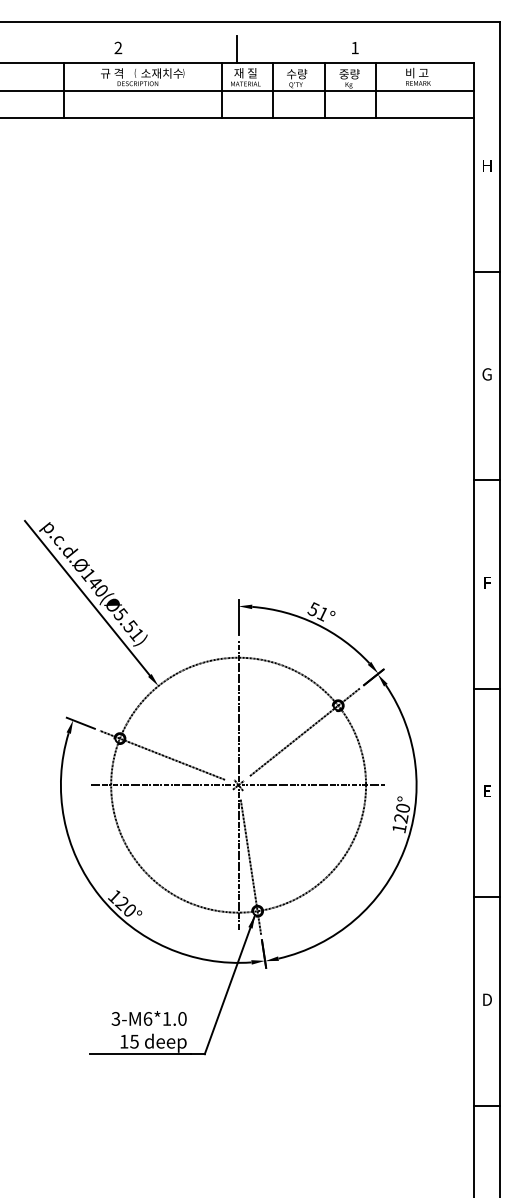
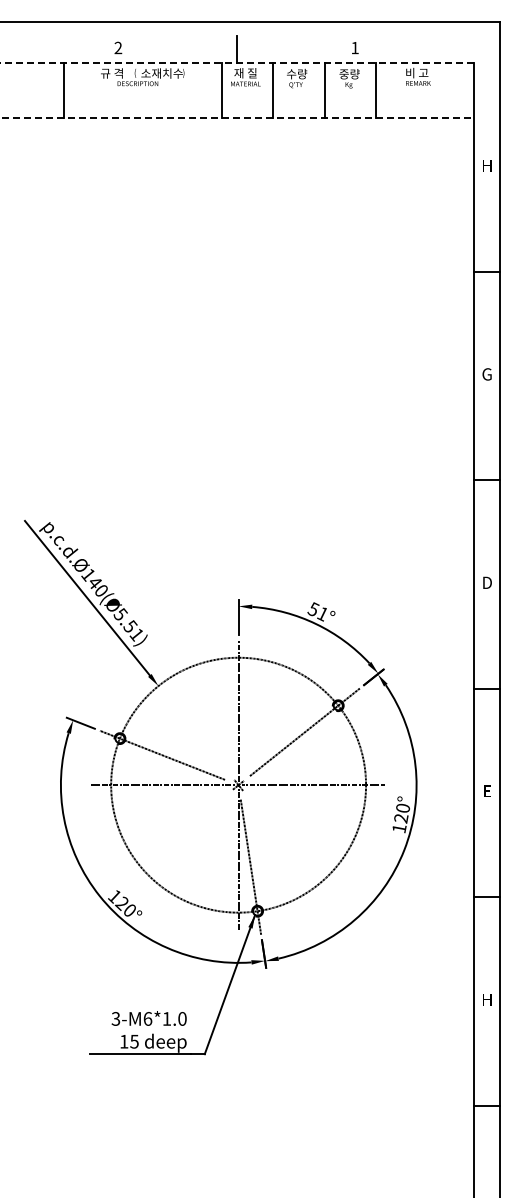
line: solid -> dashed (236, 63)
line: present -> none (237, 90)
line: solid -> dashed (237, 117)
text: F -> D (487, 582)
text: D -> H (487, 999)
